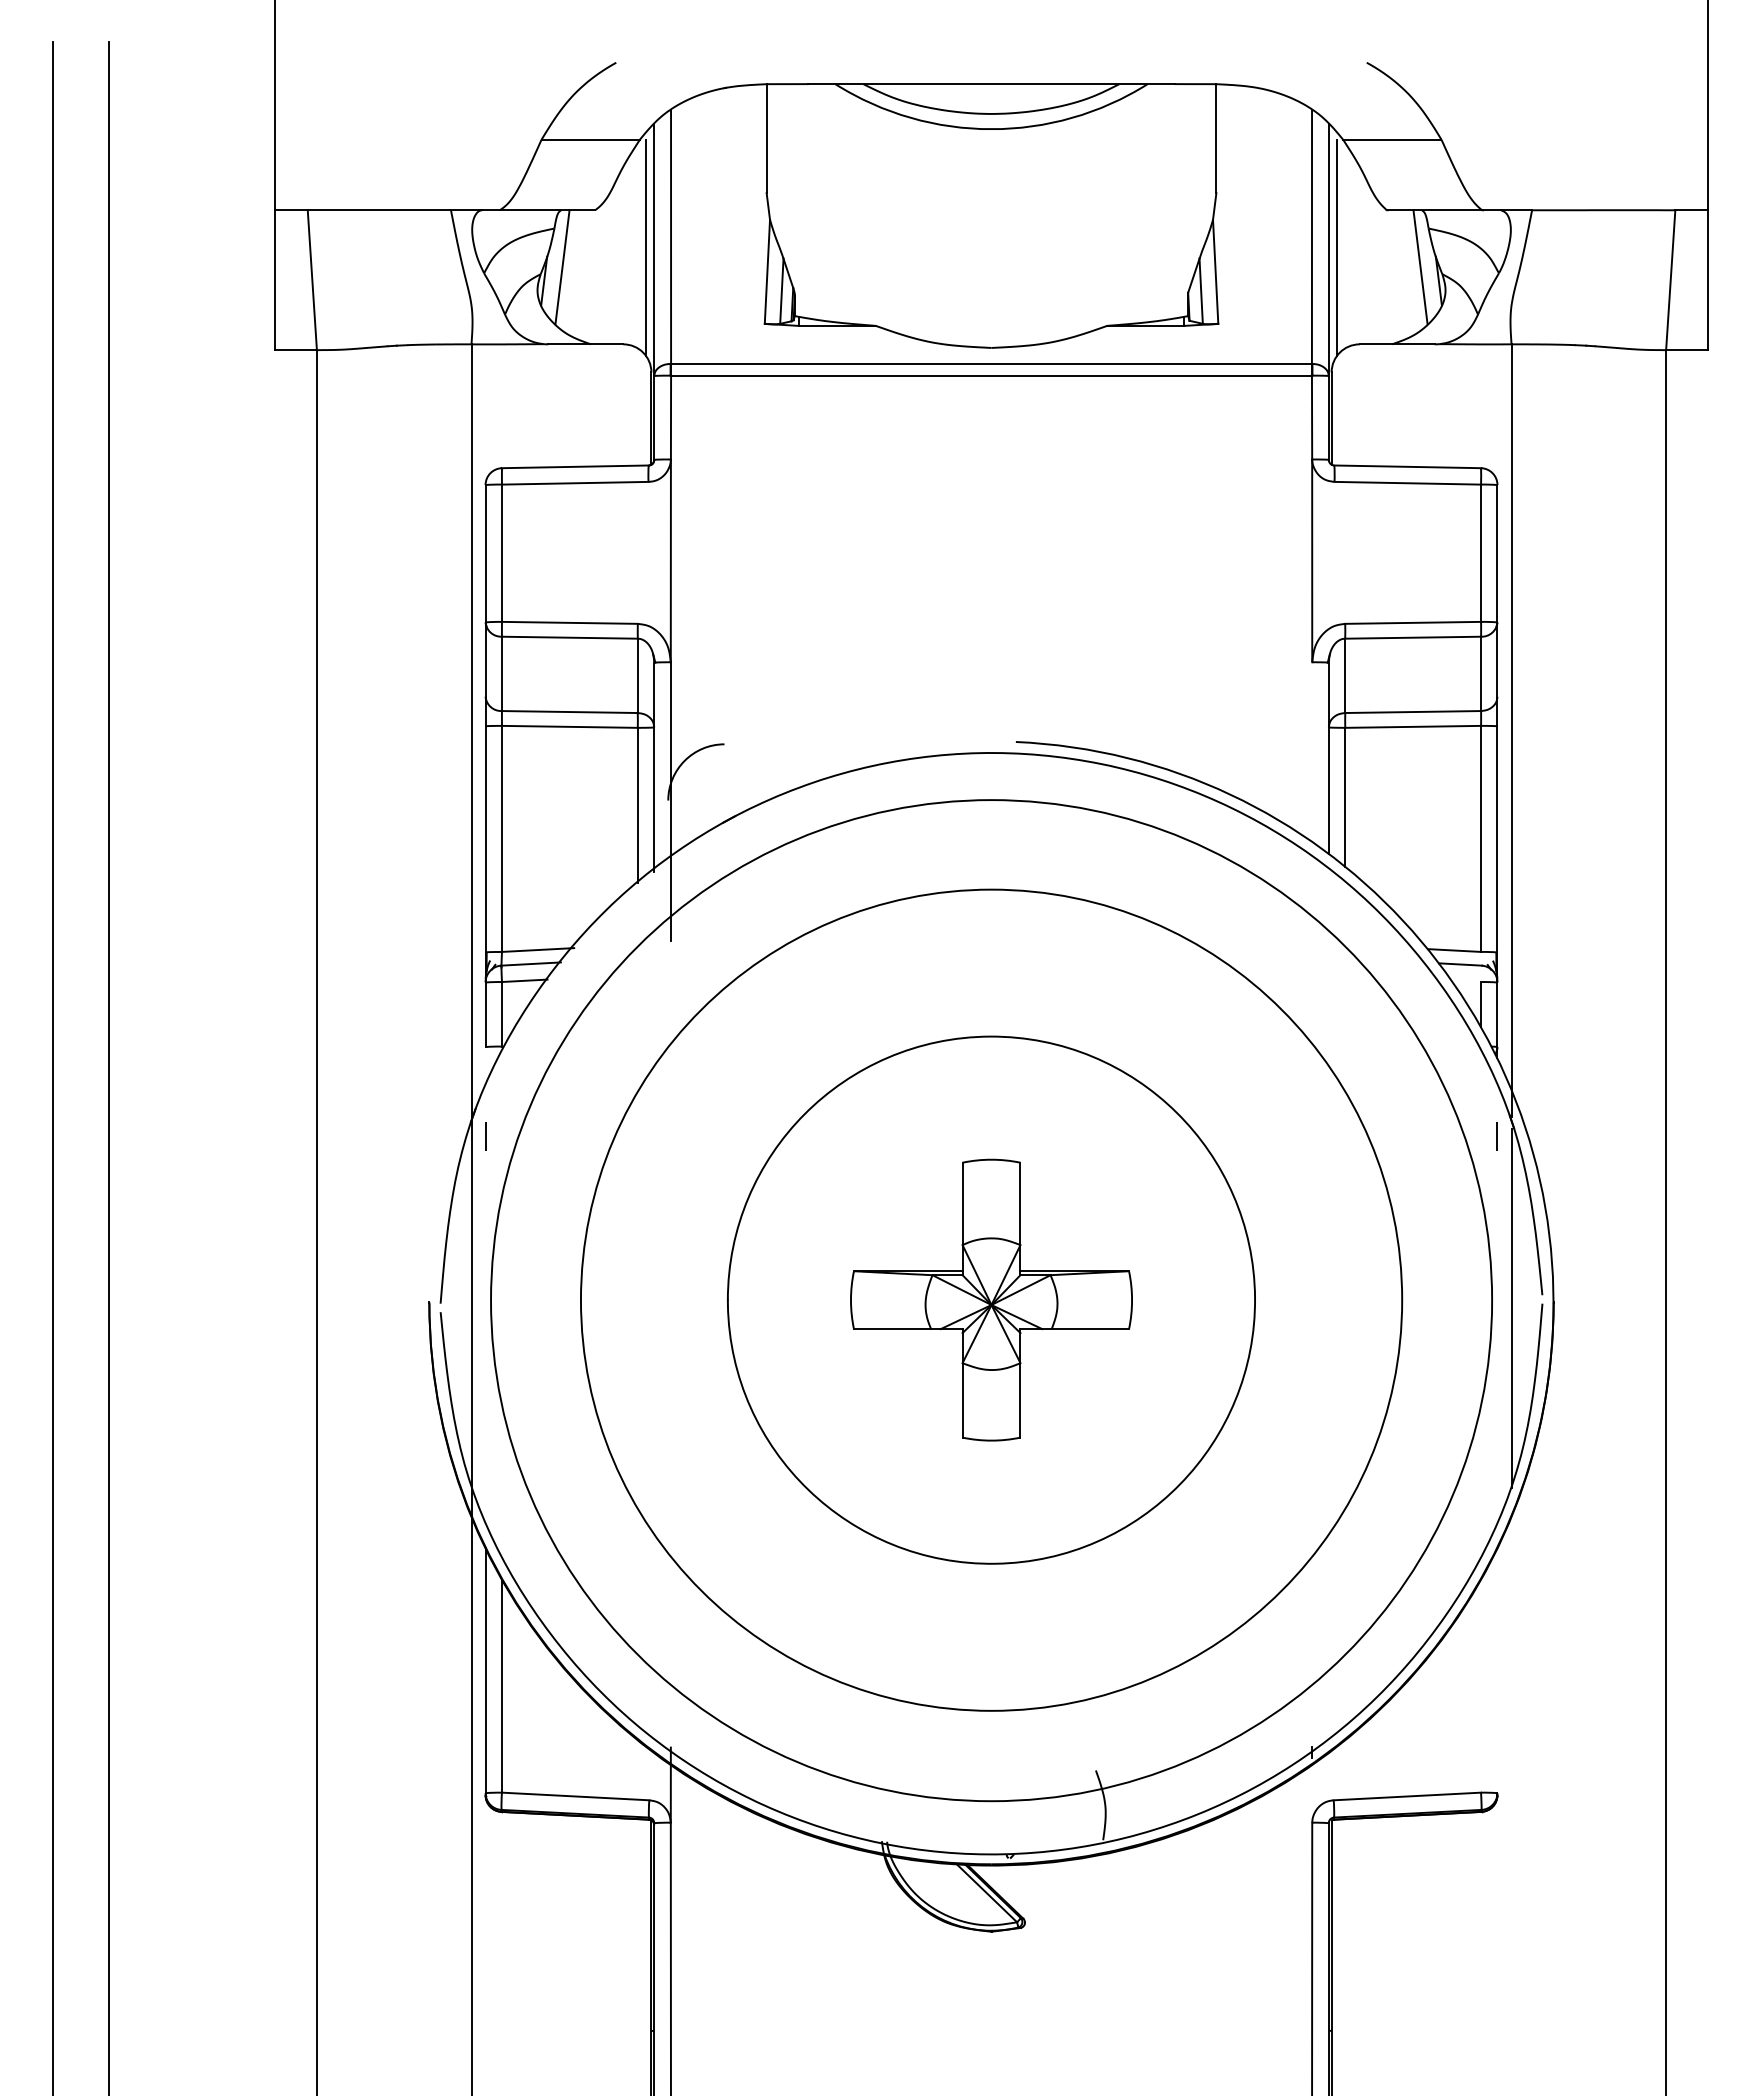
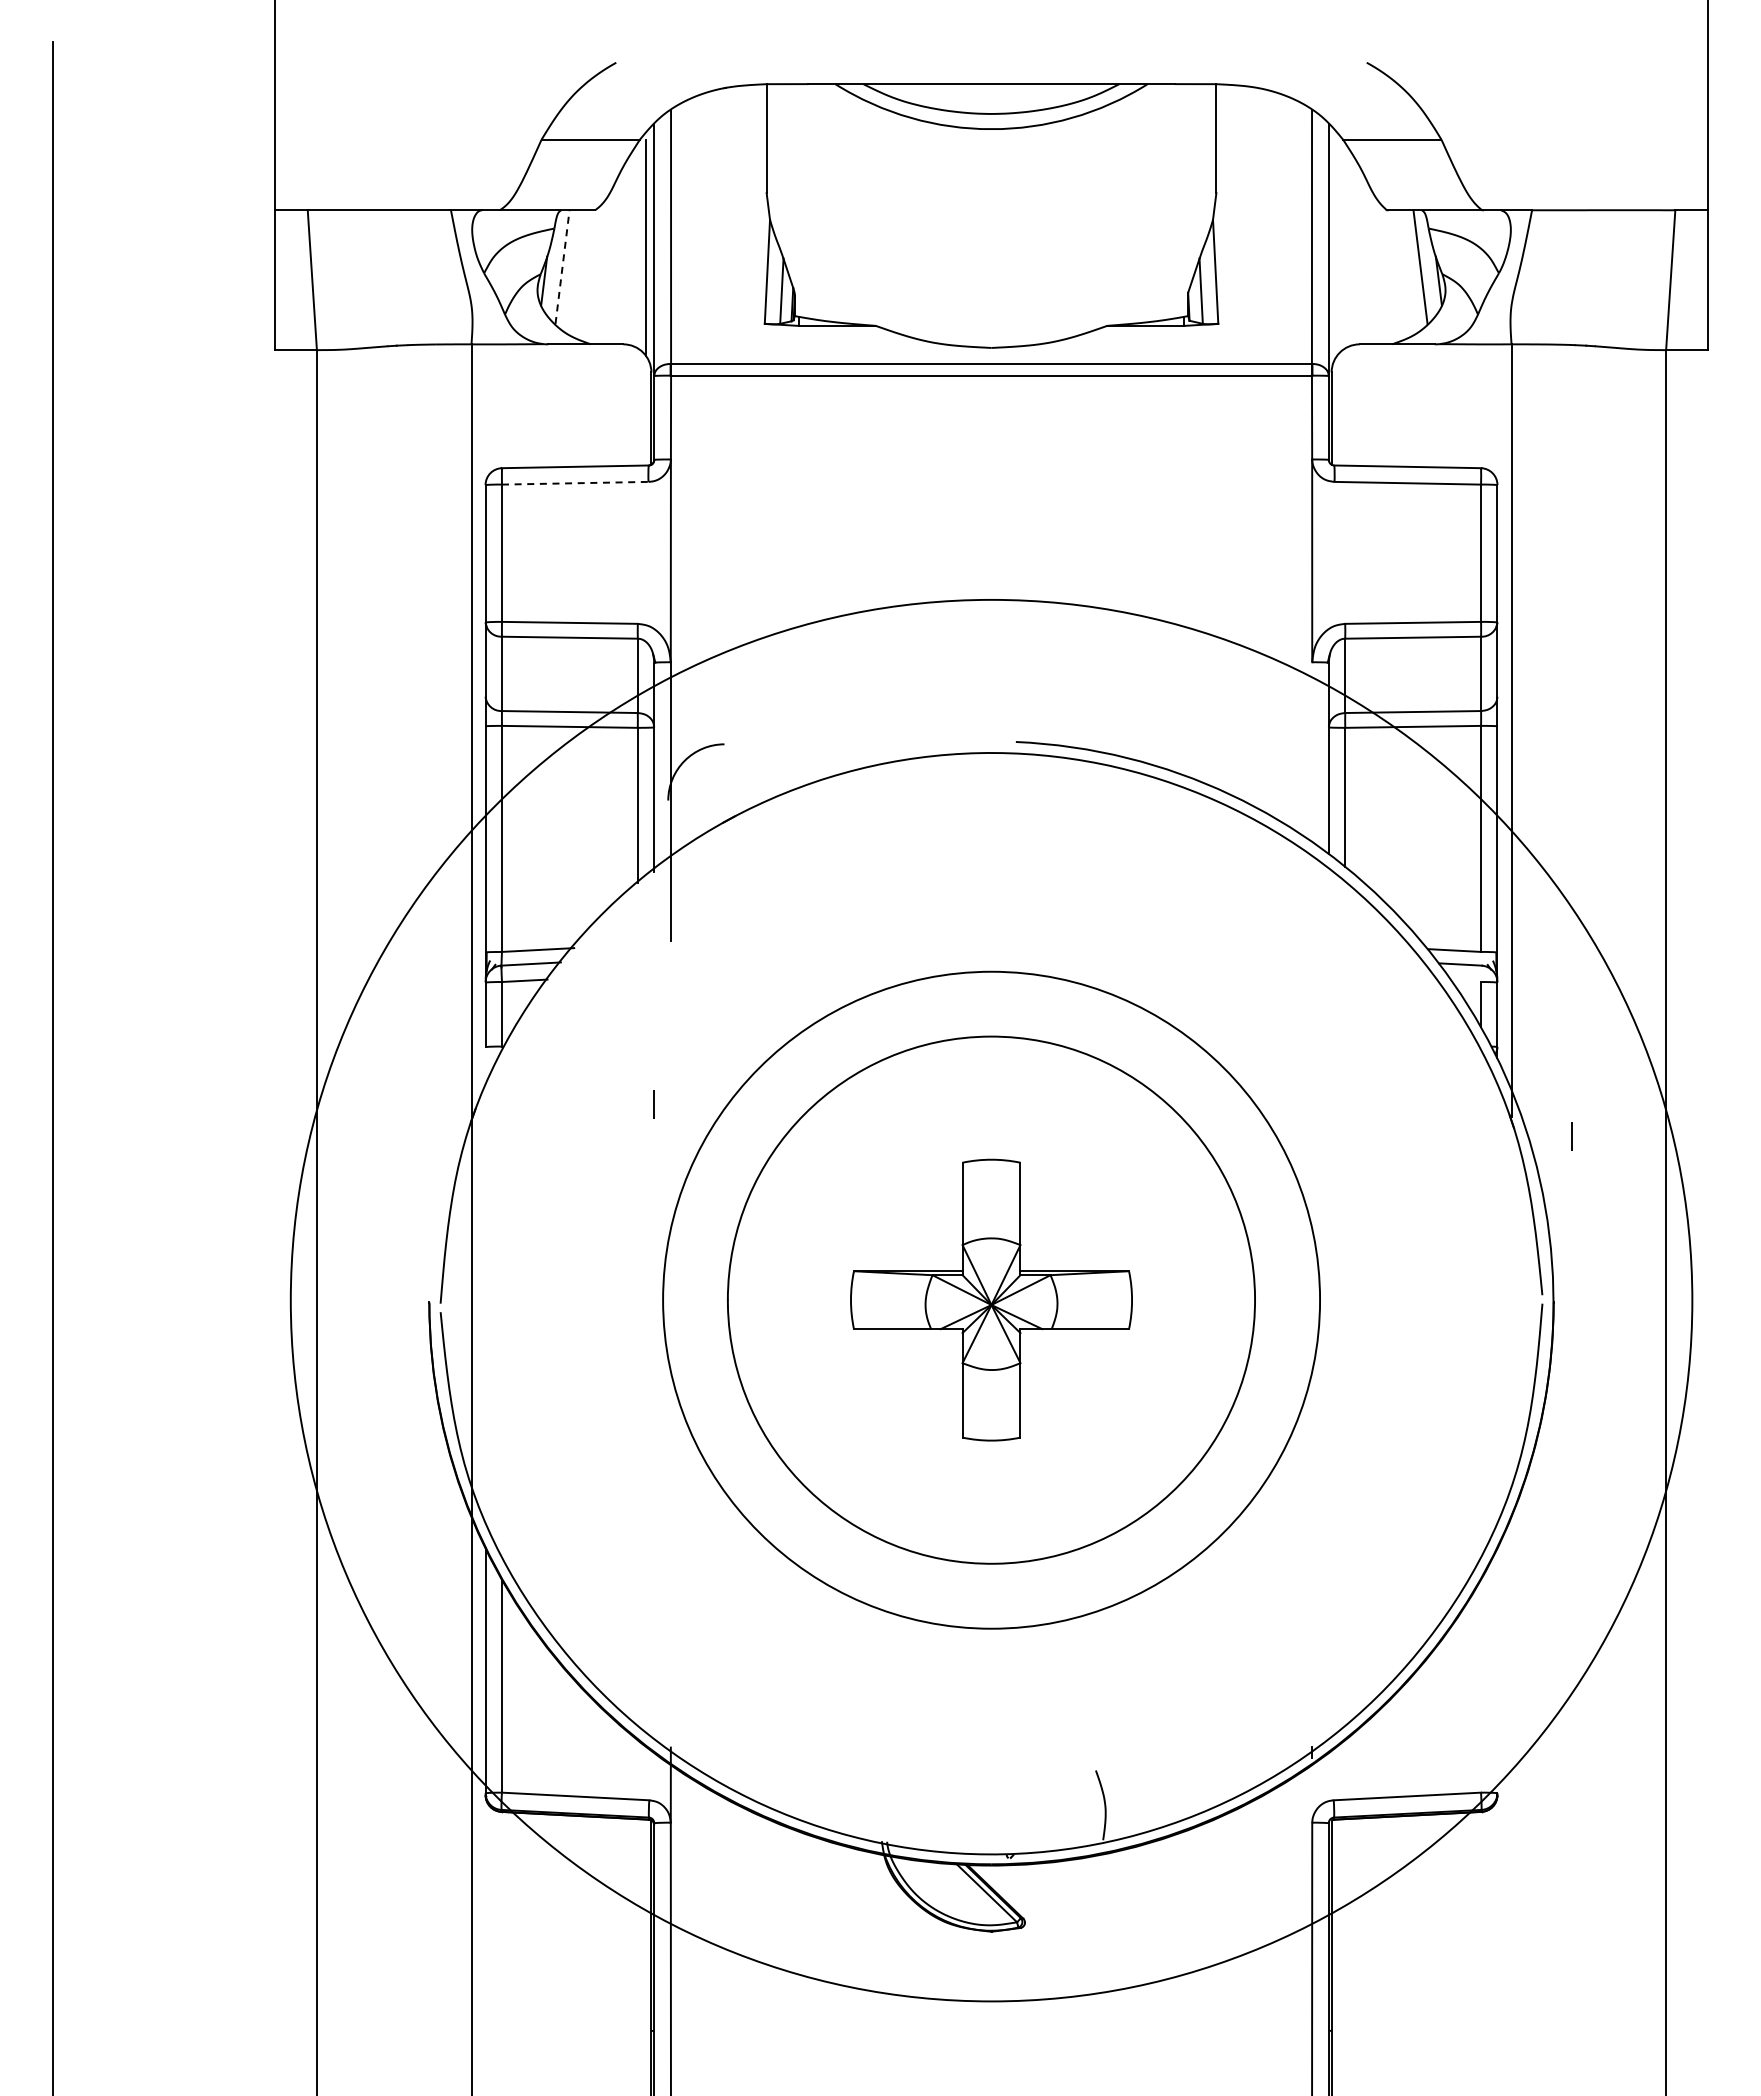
line: present -> none (1337, 247)
line: solid -> dashed (562, 266)
line: solid -> dashed (575, 483)
line: present -> none (108, 1066)
line position: (485, 1136) -> (653, 1104) (653, 1104)
line position: (1496, 1136) -> (1571, 1136) (1571, 1136)
circle diameter: 821 px -> 657 px (991, 1299)
circle diameter: 1001 px -> 1402 px (991, 1300)
line: present -> none (1511, 1308)
